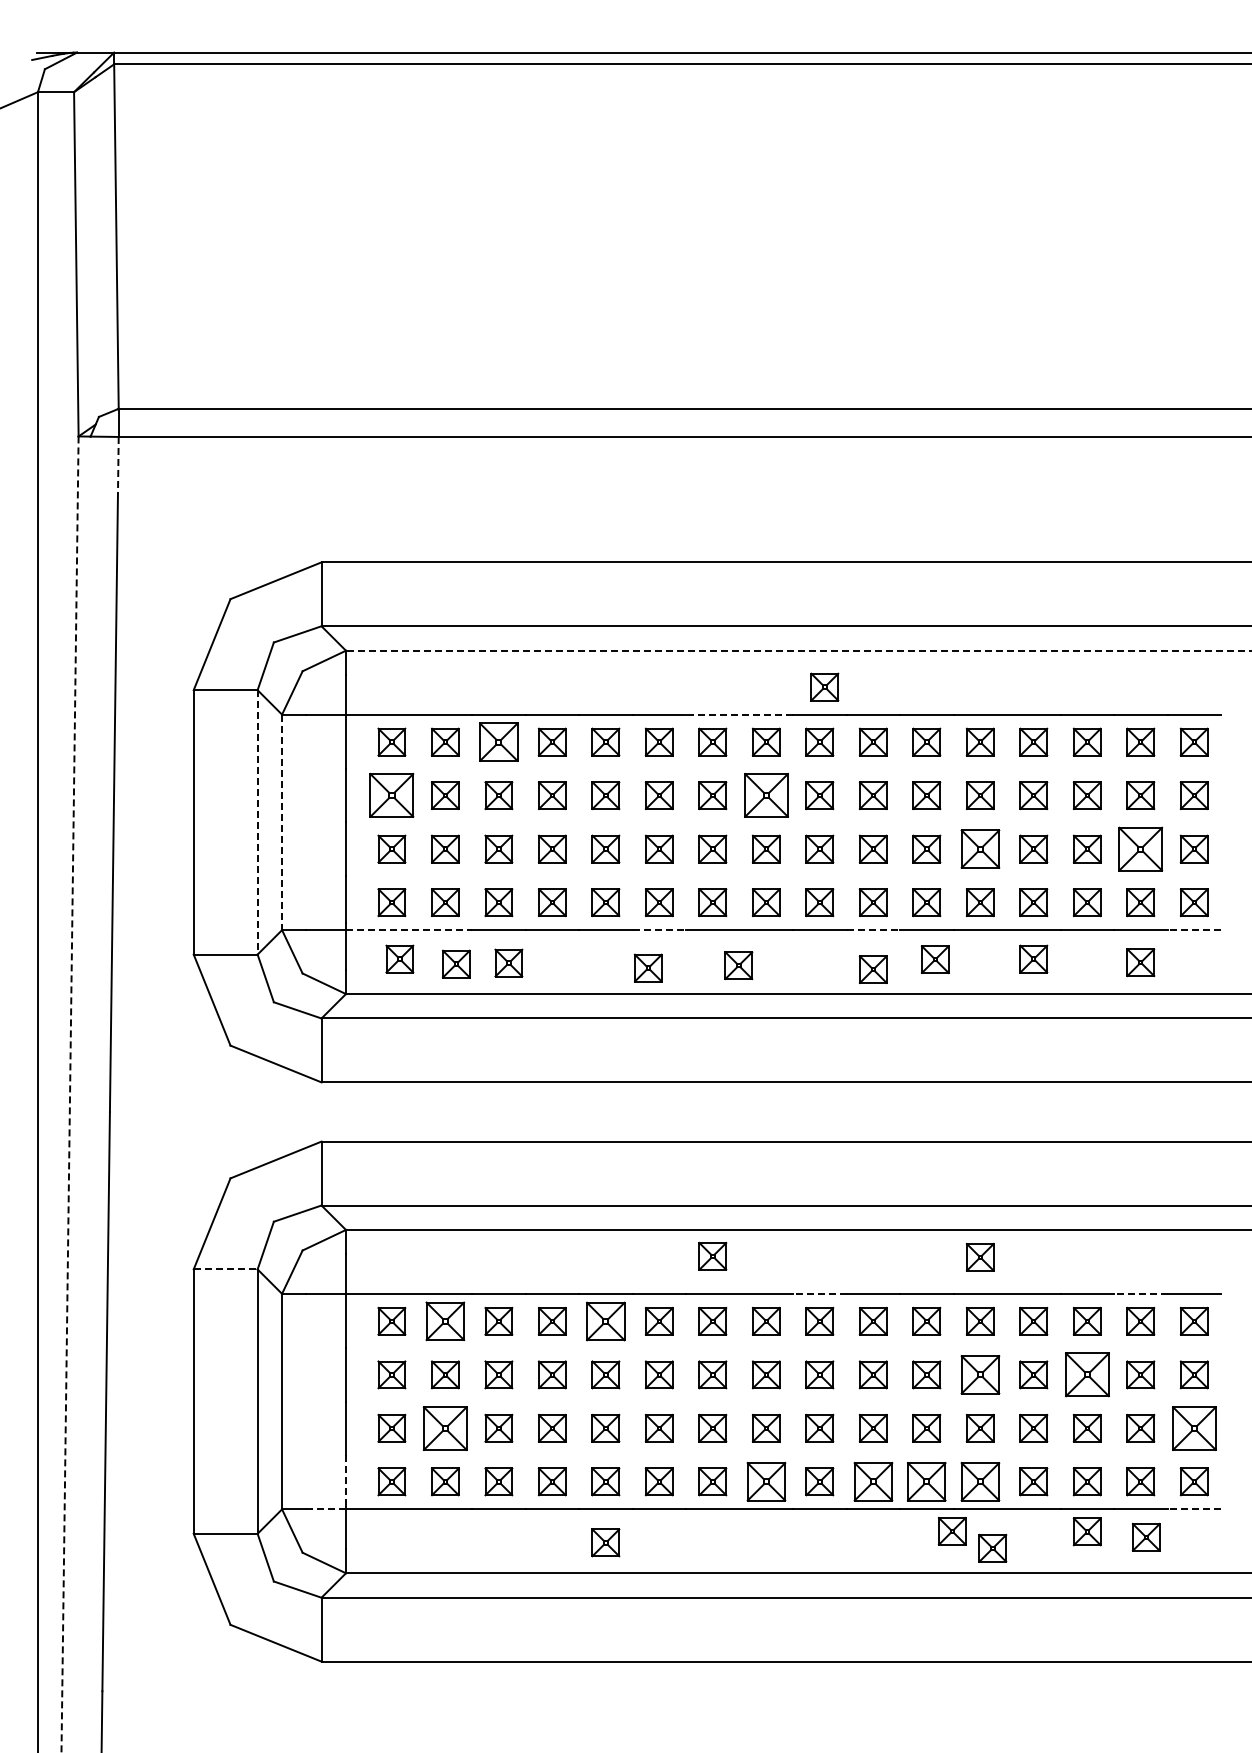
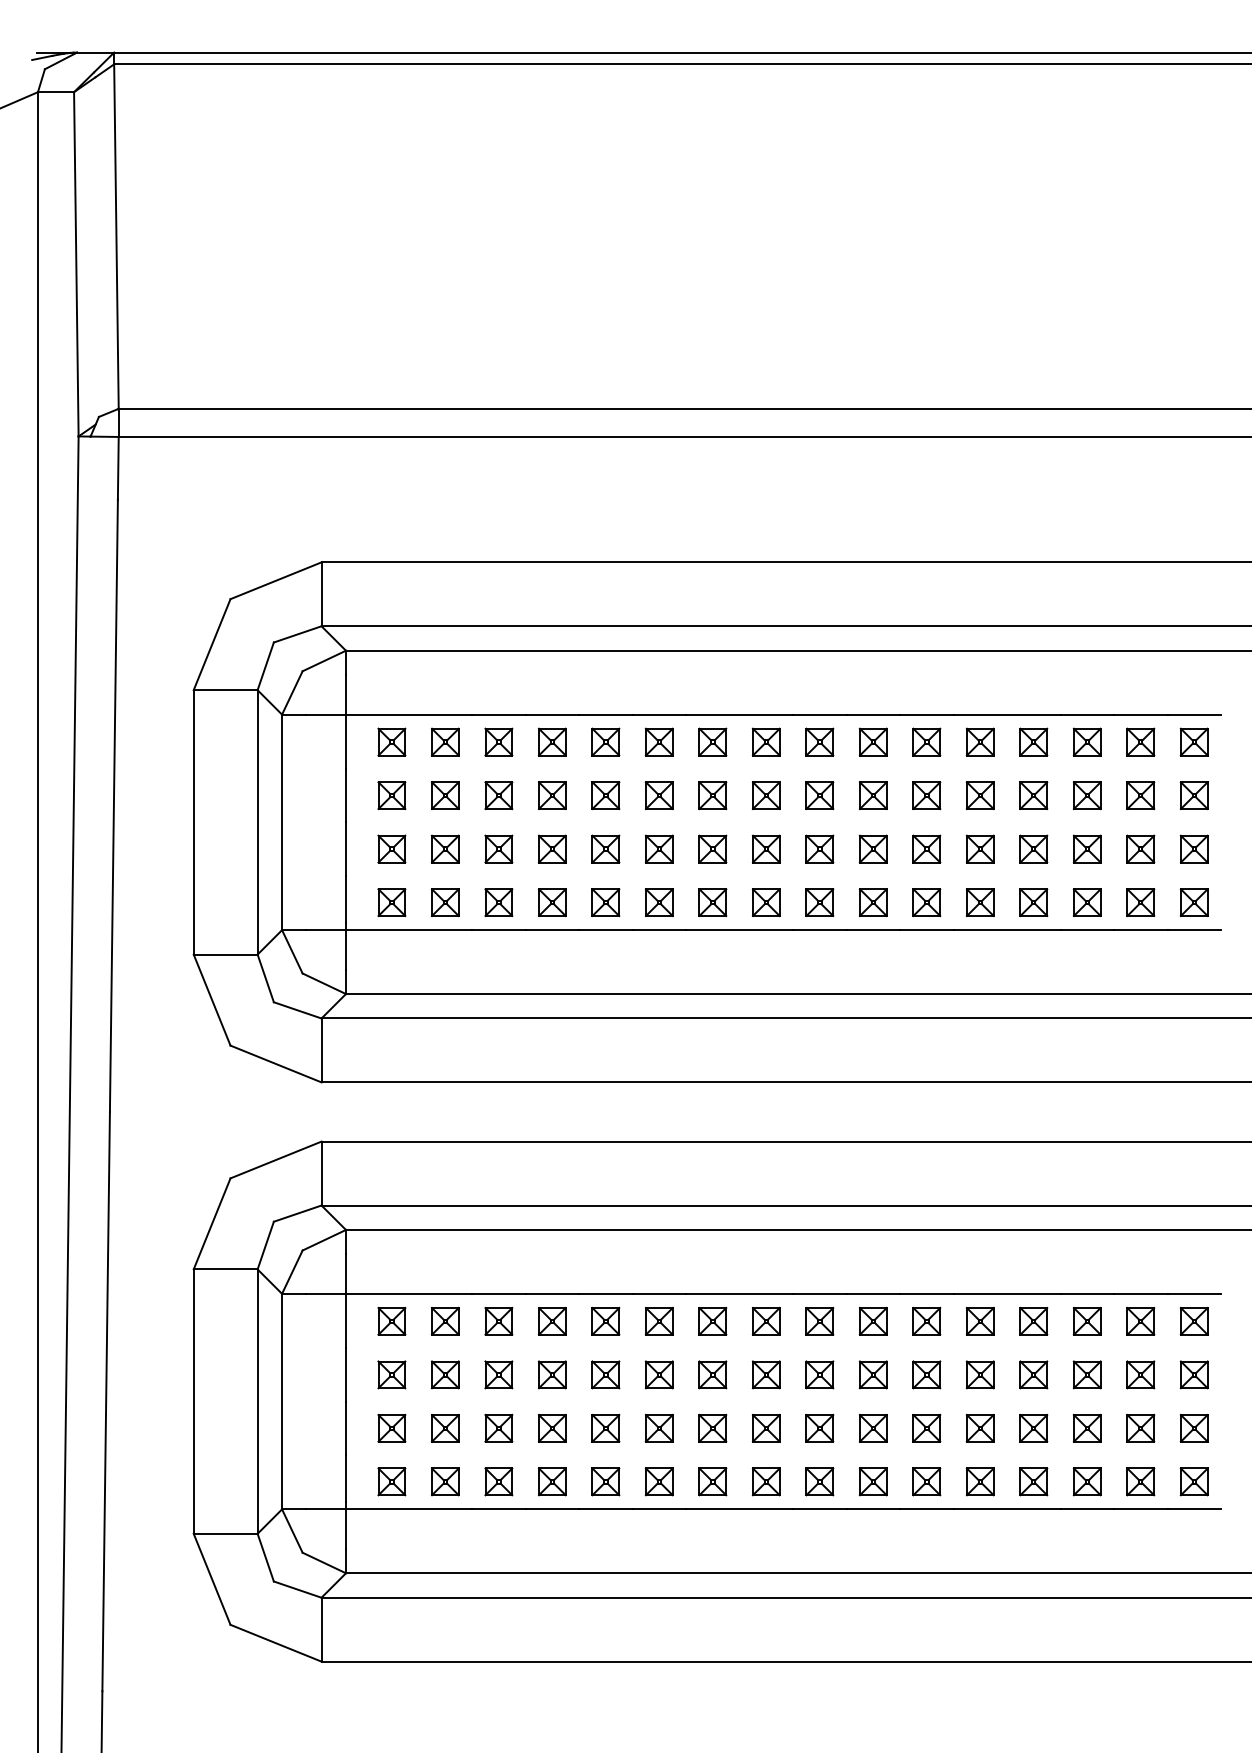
line: dashed -> solid (118, 468)
line: dashed -> solid (798, 650)
part: present -> none (824, 686)
line: dashed -> solid (739, 714)
part size: 40x40 px -> 30x30 px (498, 741)
part size: 46x45 px -> 30x30 px (391, 795)
part size: 45x45 px -> 30x30 px (765, 795)
line: dashed -> solid (257, 822)
line: dashed -> solid (282, 822)
part size: 41x40 px -> 30x30 px (979, 848)
part size: 46x46 px -> 30x30 px (1140, 848)
line: dashed -> solid (409, 930)
line: dashed -> solid (659, 930)
line: dashed -> solid (873, 930)
line: dashed -> solid (1194, 930)
part: present -> none (399, 958)
part: present -> none (1033, 958)
part: present -> none (934, 959)
part: present -> none (508, 962)
part: present -> none (1140, 962)
part: present -> none (456, 963)
part: present -> none (738, 965)
part: present -> none (647, 967)
part: present -> none (872, 969)
line: dashed -> solid (70, 1094)
part: present -> none (712, 1255)
part: present -> none (979, 1256)
line: dashed -> solid (225, 1269)
line: dashed -> solid (819, 1293)
line: dashed -> solid (1140, 1293)
part size: 41x41 px -> 29x29 px (445, 1321)
part size: 40x41 px -> 30x30 px (605, 1320)
part size: 41x40 px -> 30x30 px (979, 1374)
part size: 45x46 px -> 30x30 px (1086, 1374)
part size: 46x45 px -> 29x30 px (445, 1427)
part size: 45x45 px -> 30x30 px (1193, 1427)
line: dashed -> solid (345, 1478)
part size: 41x40 px -> 30x30 px (765, 1481)
part size: 41x40 px -> 30x30 px (872, 1481)
part size: 40x40 px -> 30x30 px (926, 1481)
part size: 41x40 px -> 30x30 px (979, 1481)
line: dashed -> solid (326, 1509)
line: dashed -> solid (1194, 1509)
part: present -> none (951, 1530)
part: present -> none (1086, 1531)
part: present -> none (1145, 1536)
part: present -> none (605, 1542)
part: present -> none (992, 1547)
